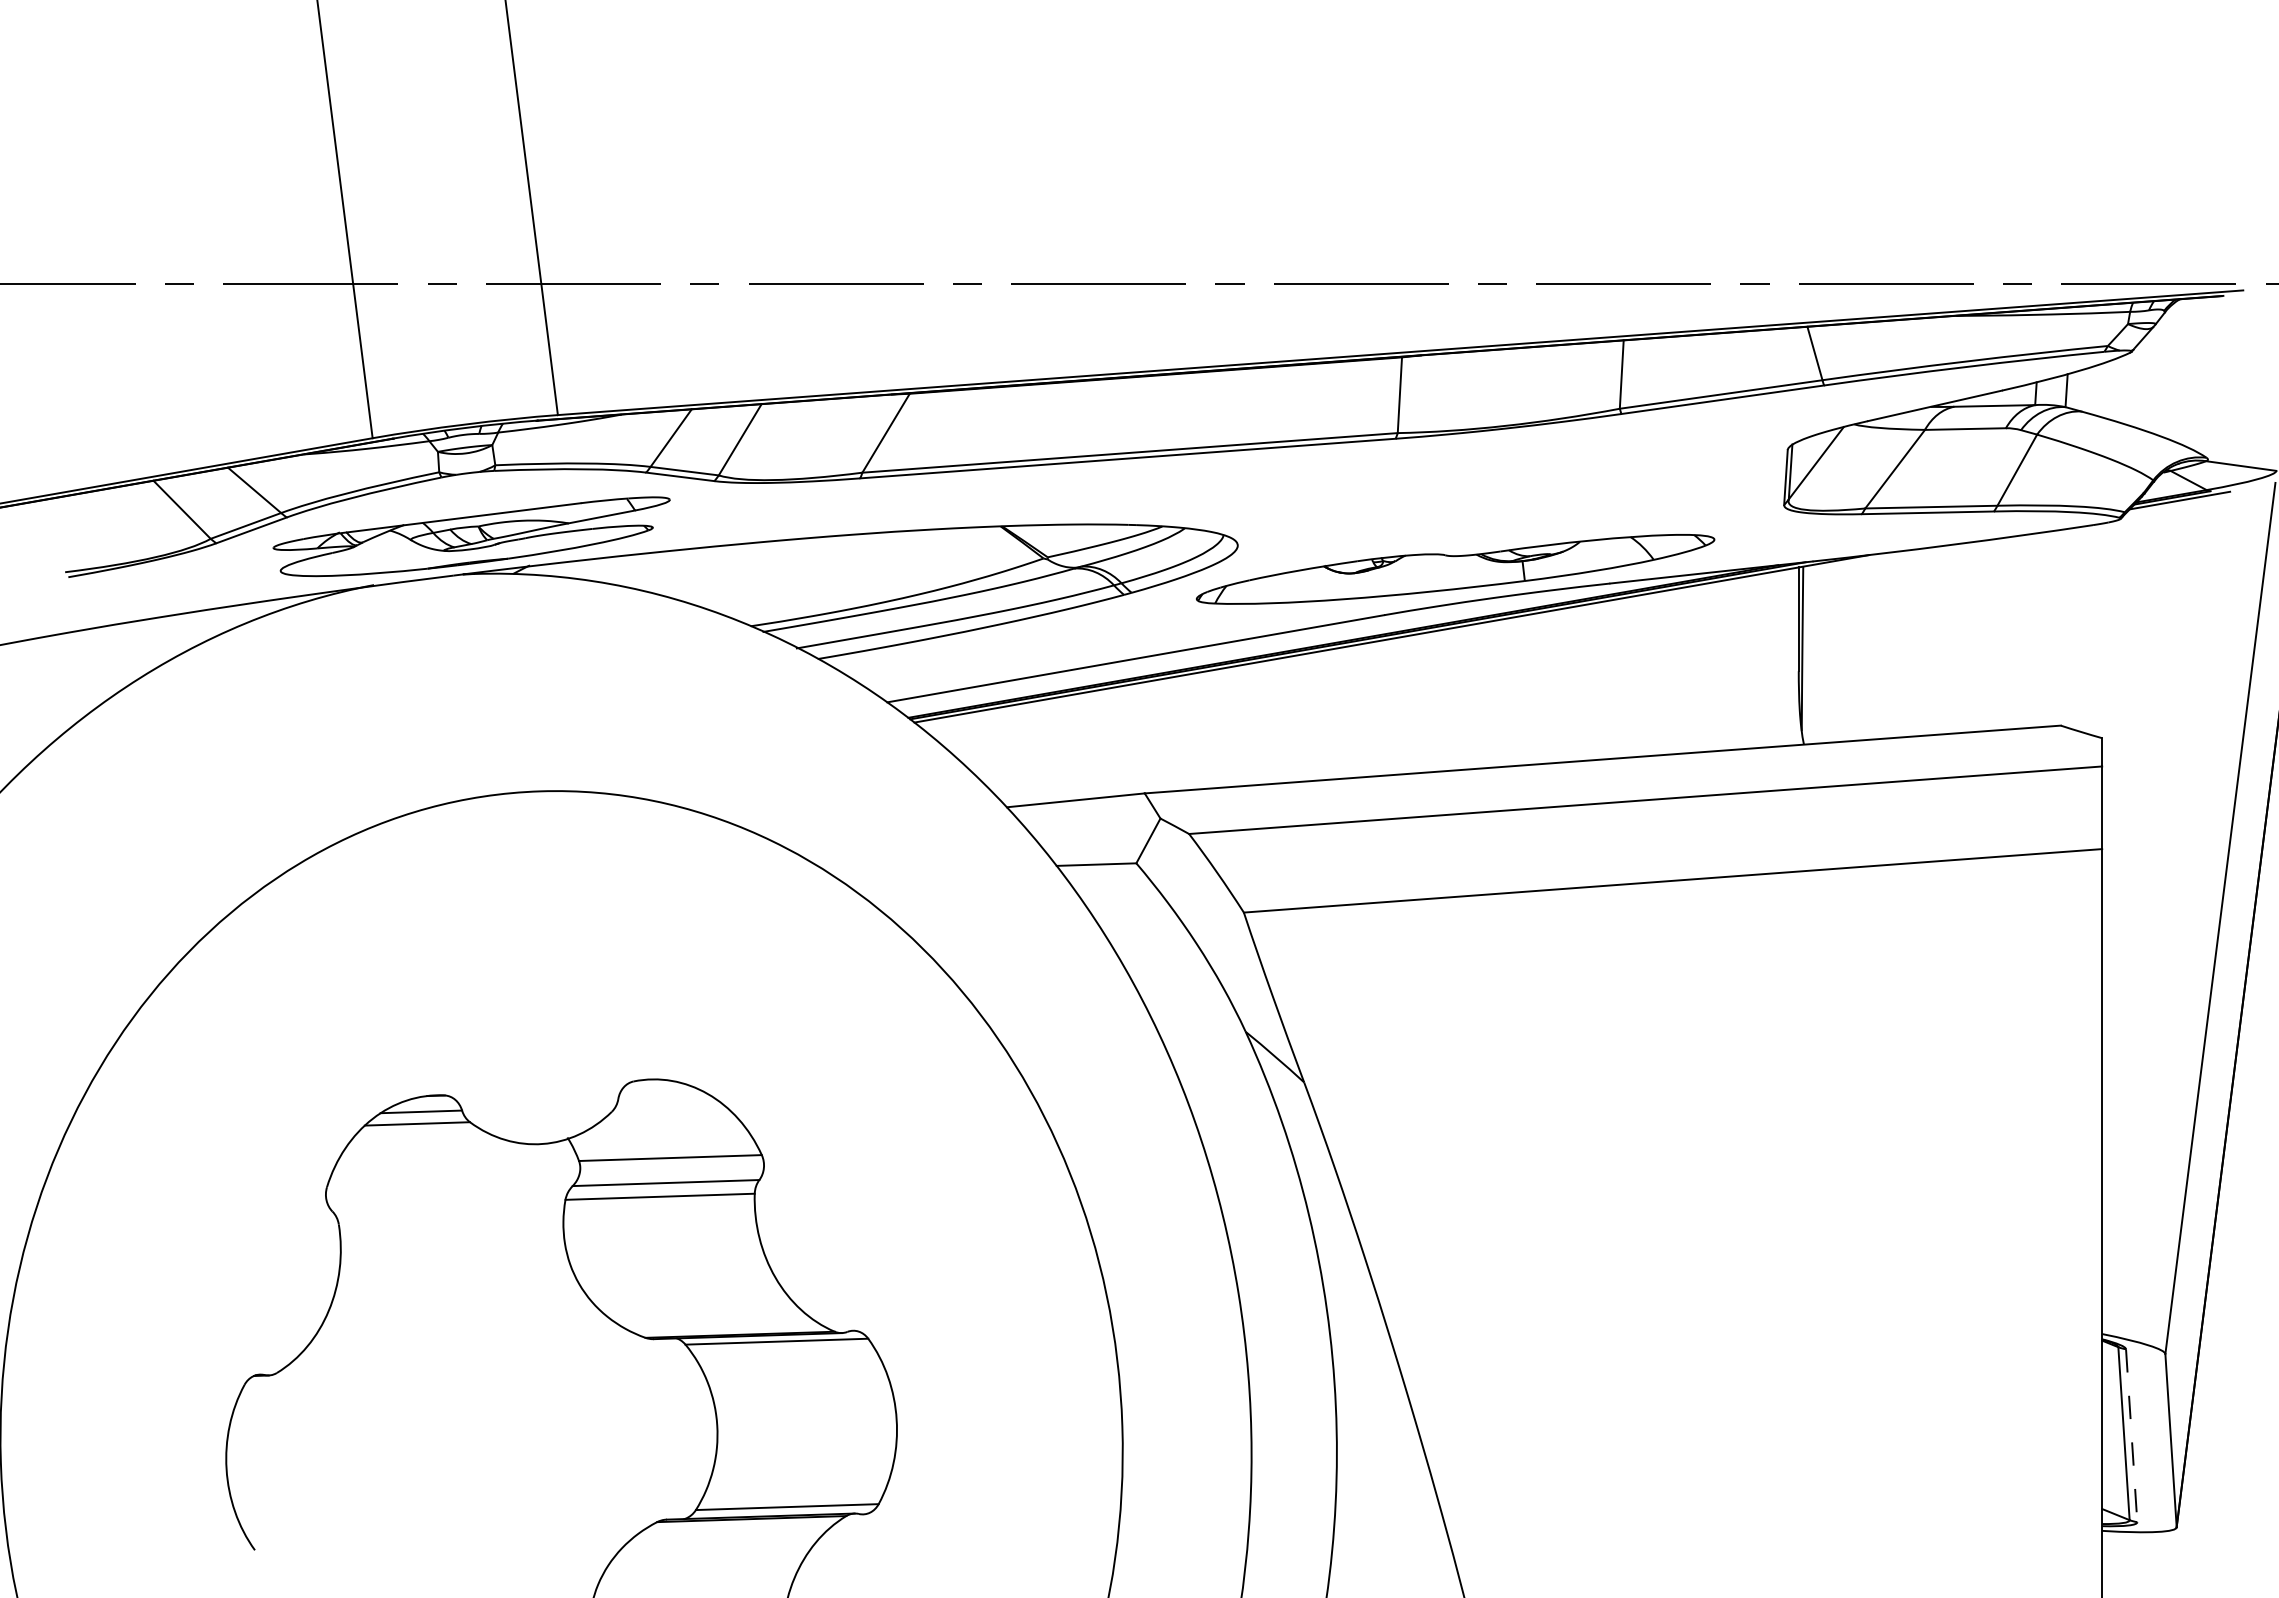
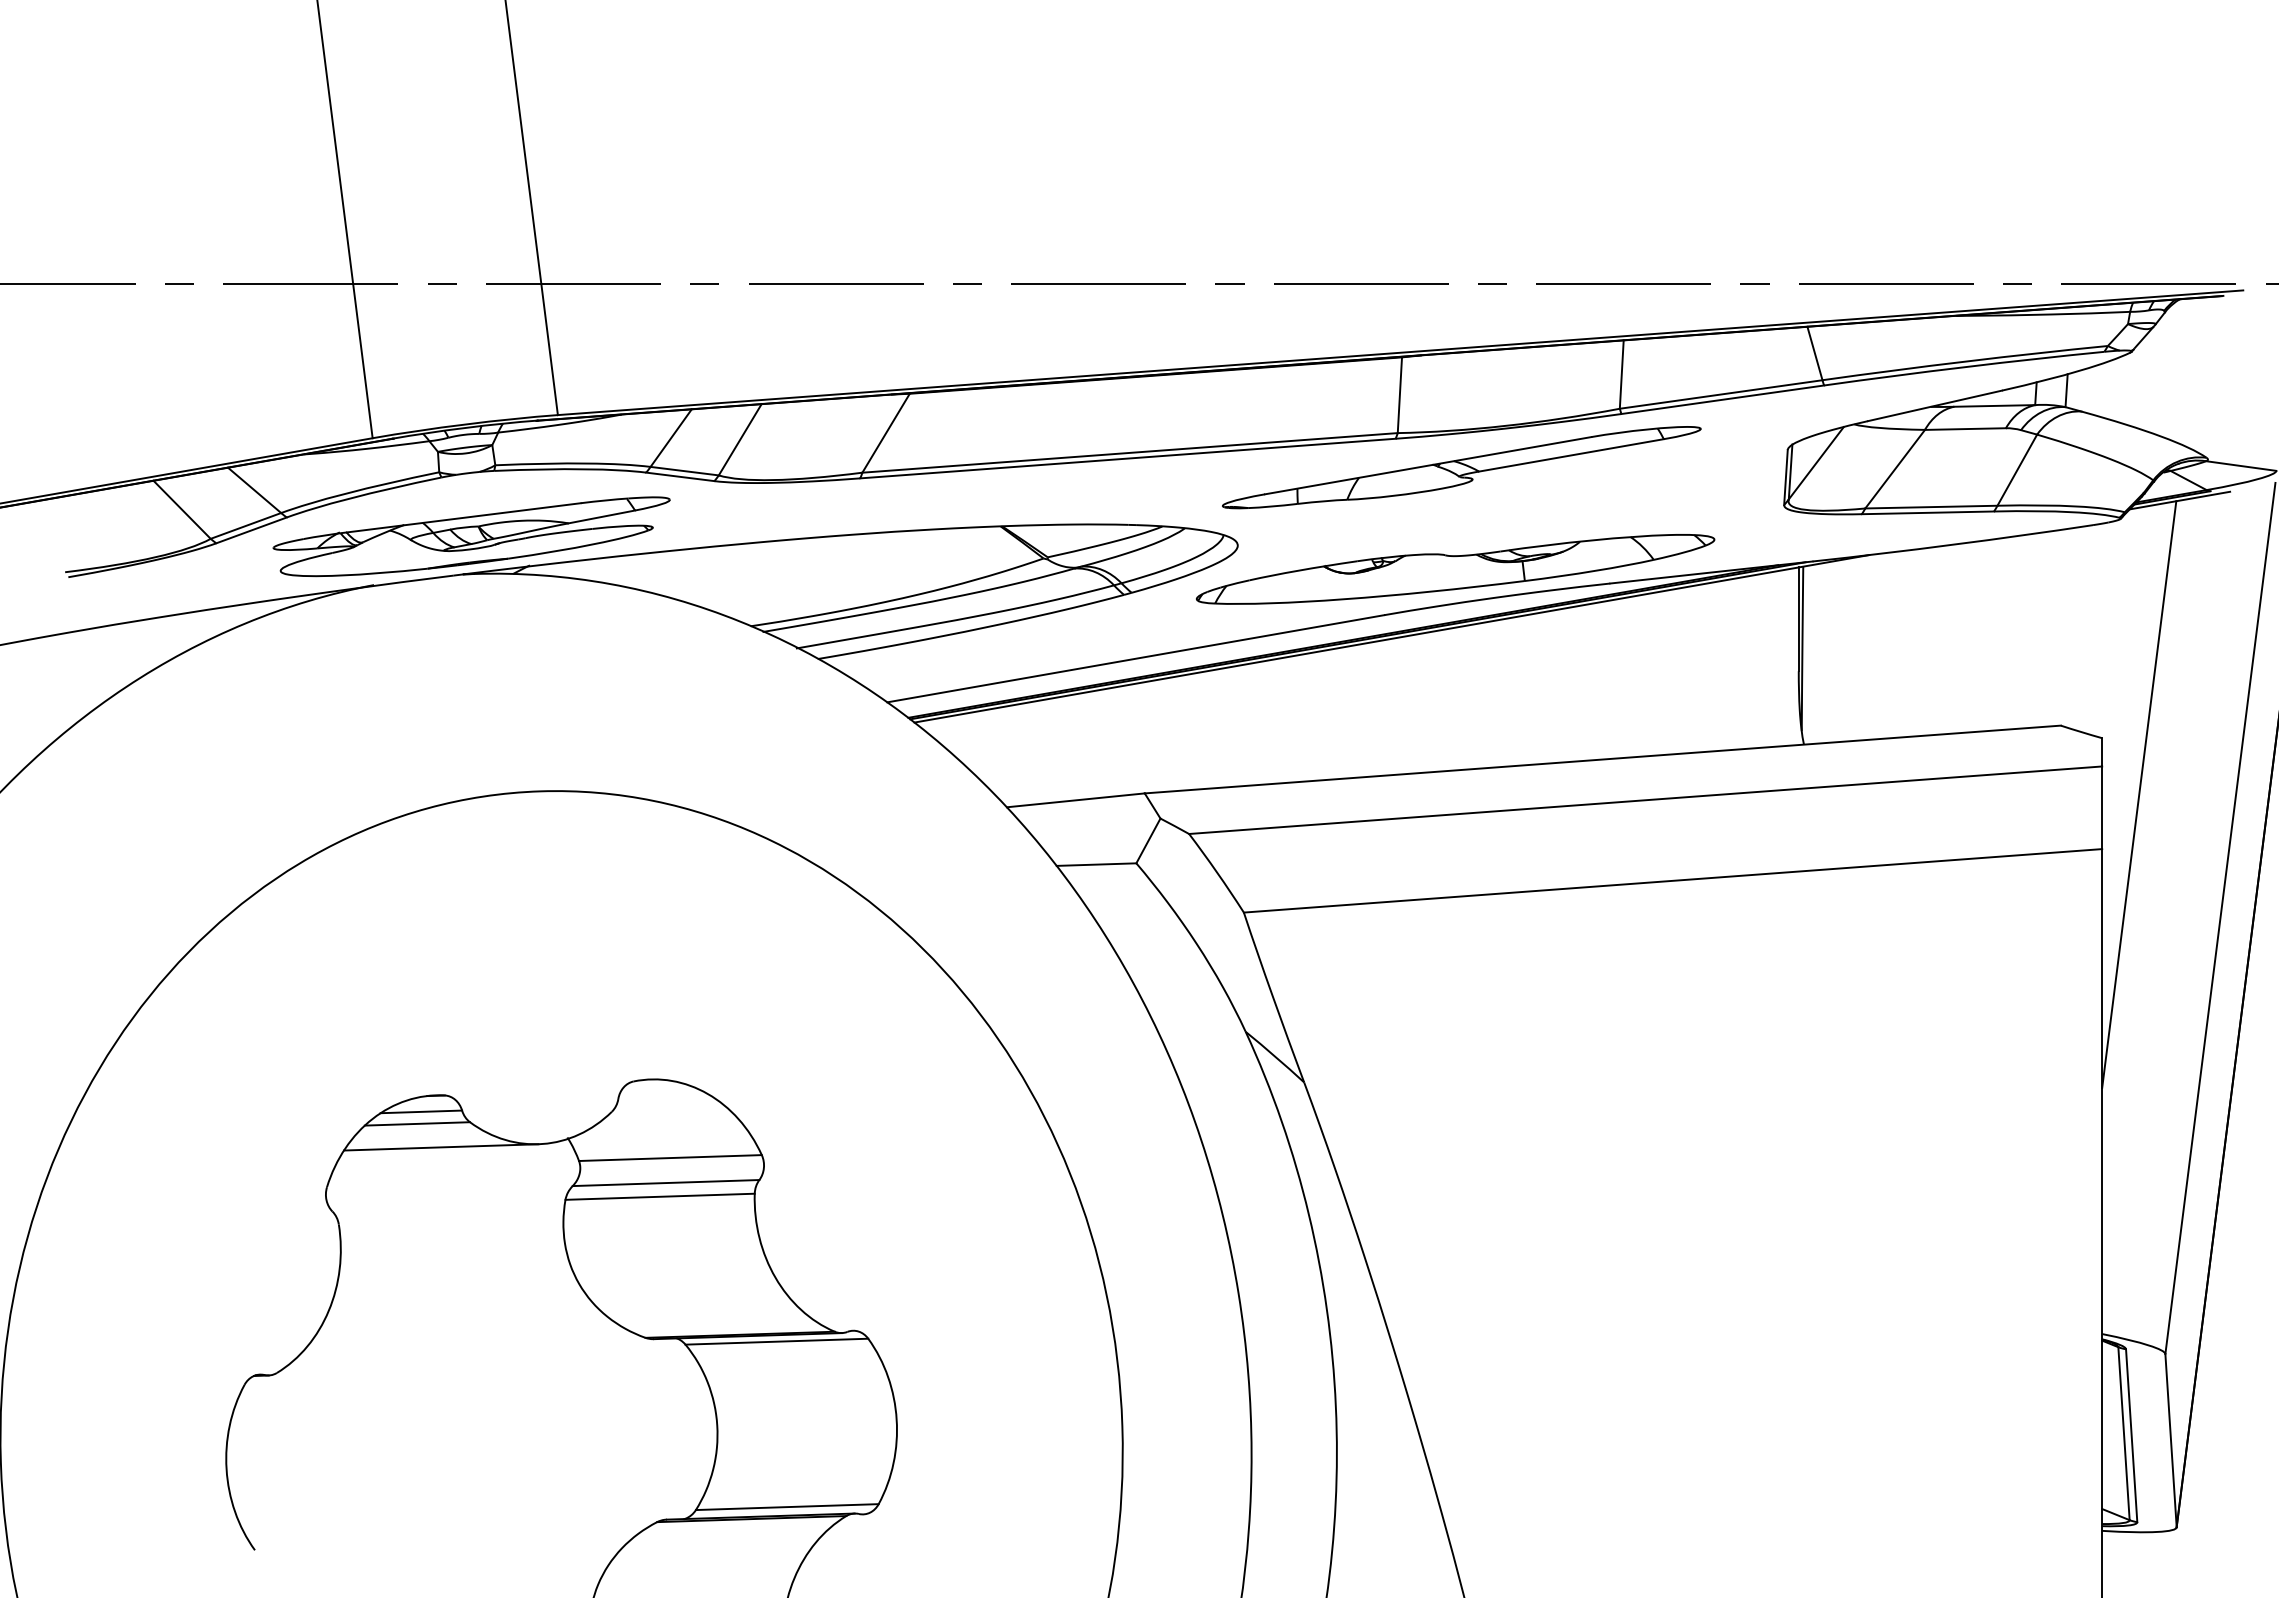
part: none -> present (1461, 467)
line: none -> present (2139, 794)
line: none -> present (441, 1147)
line: dashed -> solid (2131, 1435)
